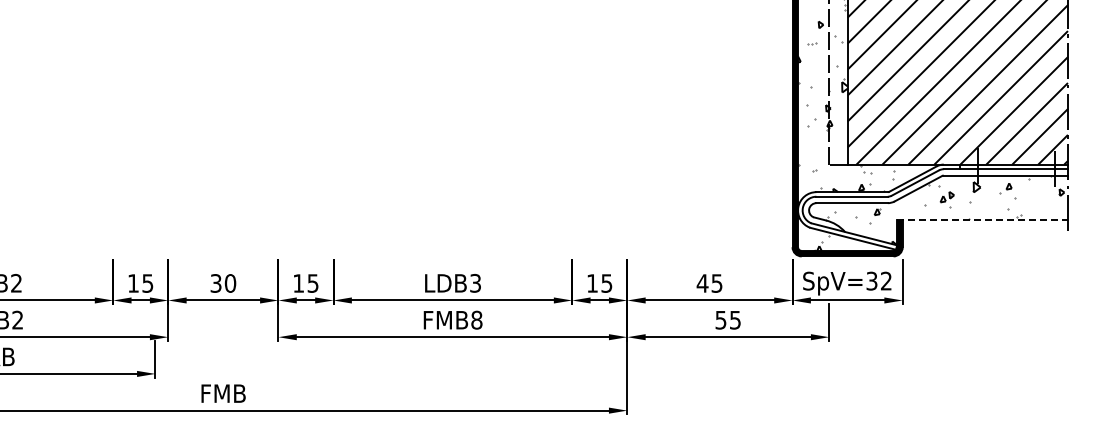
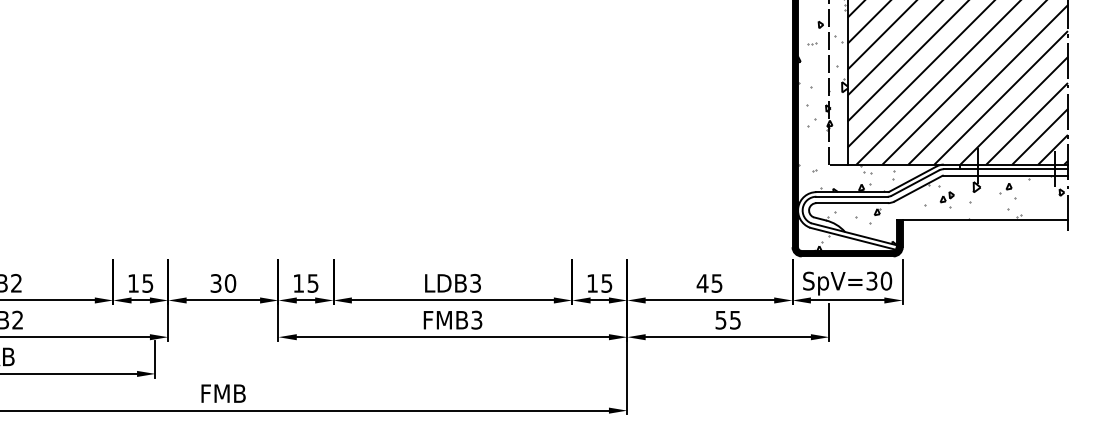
line: dashed -> solid (983, 219)
text: SpV=32 -> SpV=30 (886, 280)
text: FMB8 -> FMB3 (476, 319)
